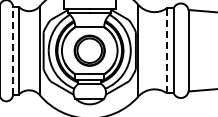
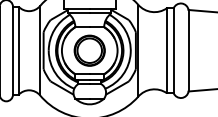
line: dashed -> solid (13, 50)
line: dashed -> solid (166, 50)
